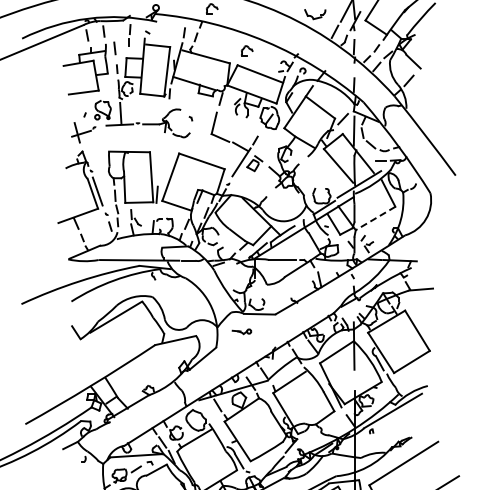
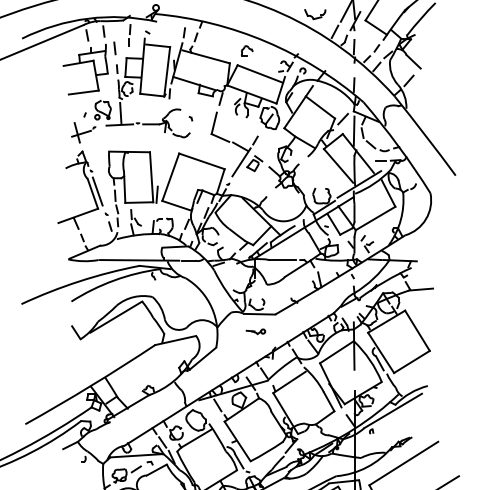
part: present -> none (212, 8)
line: dashed -> solid (375, 218)
part position: (241, 331) -> (255, 331) (255, 331)
